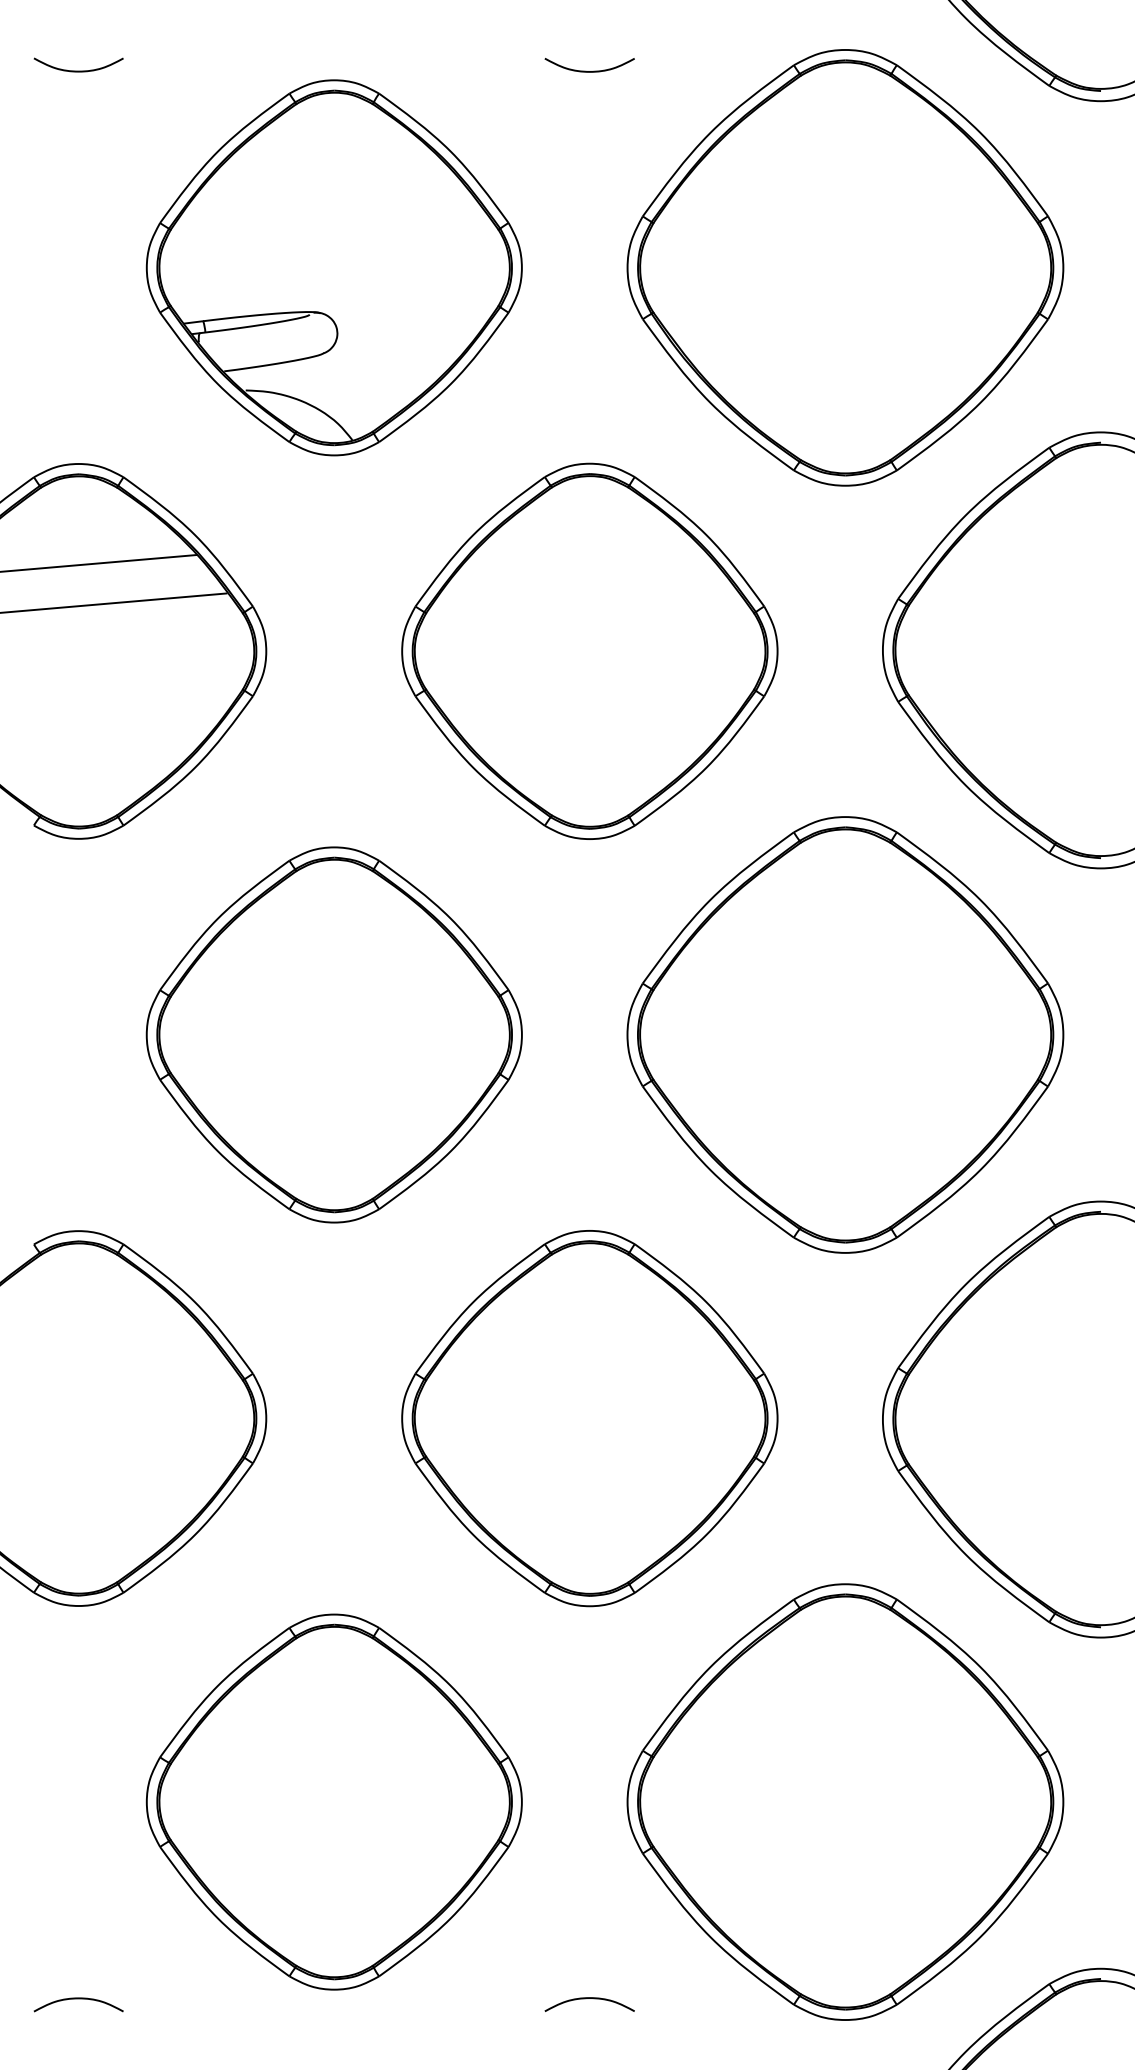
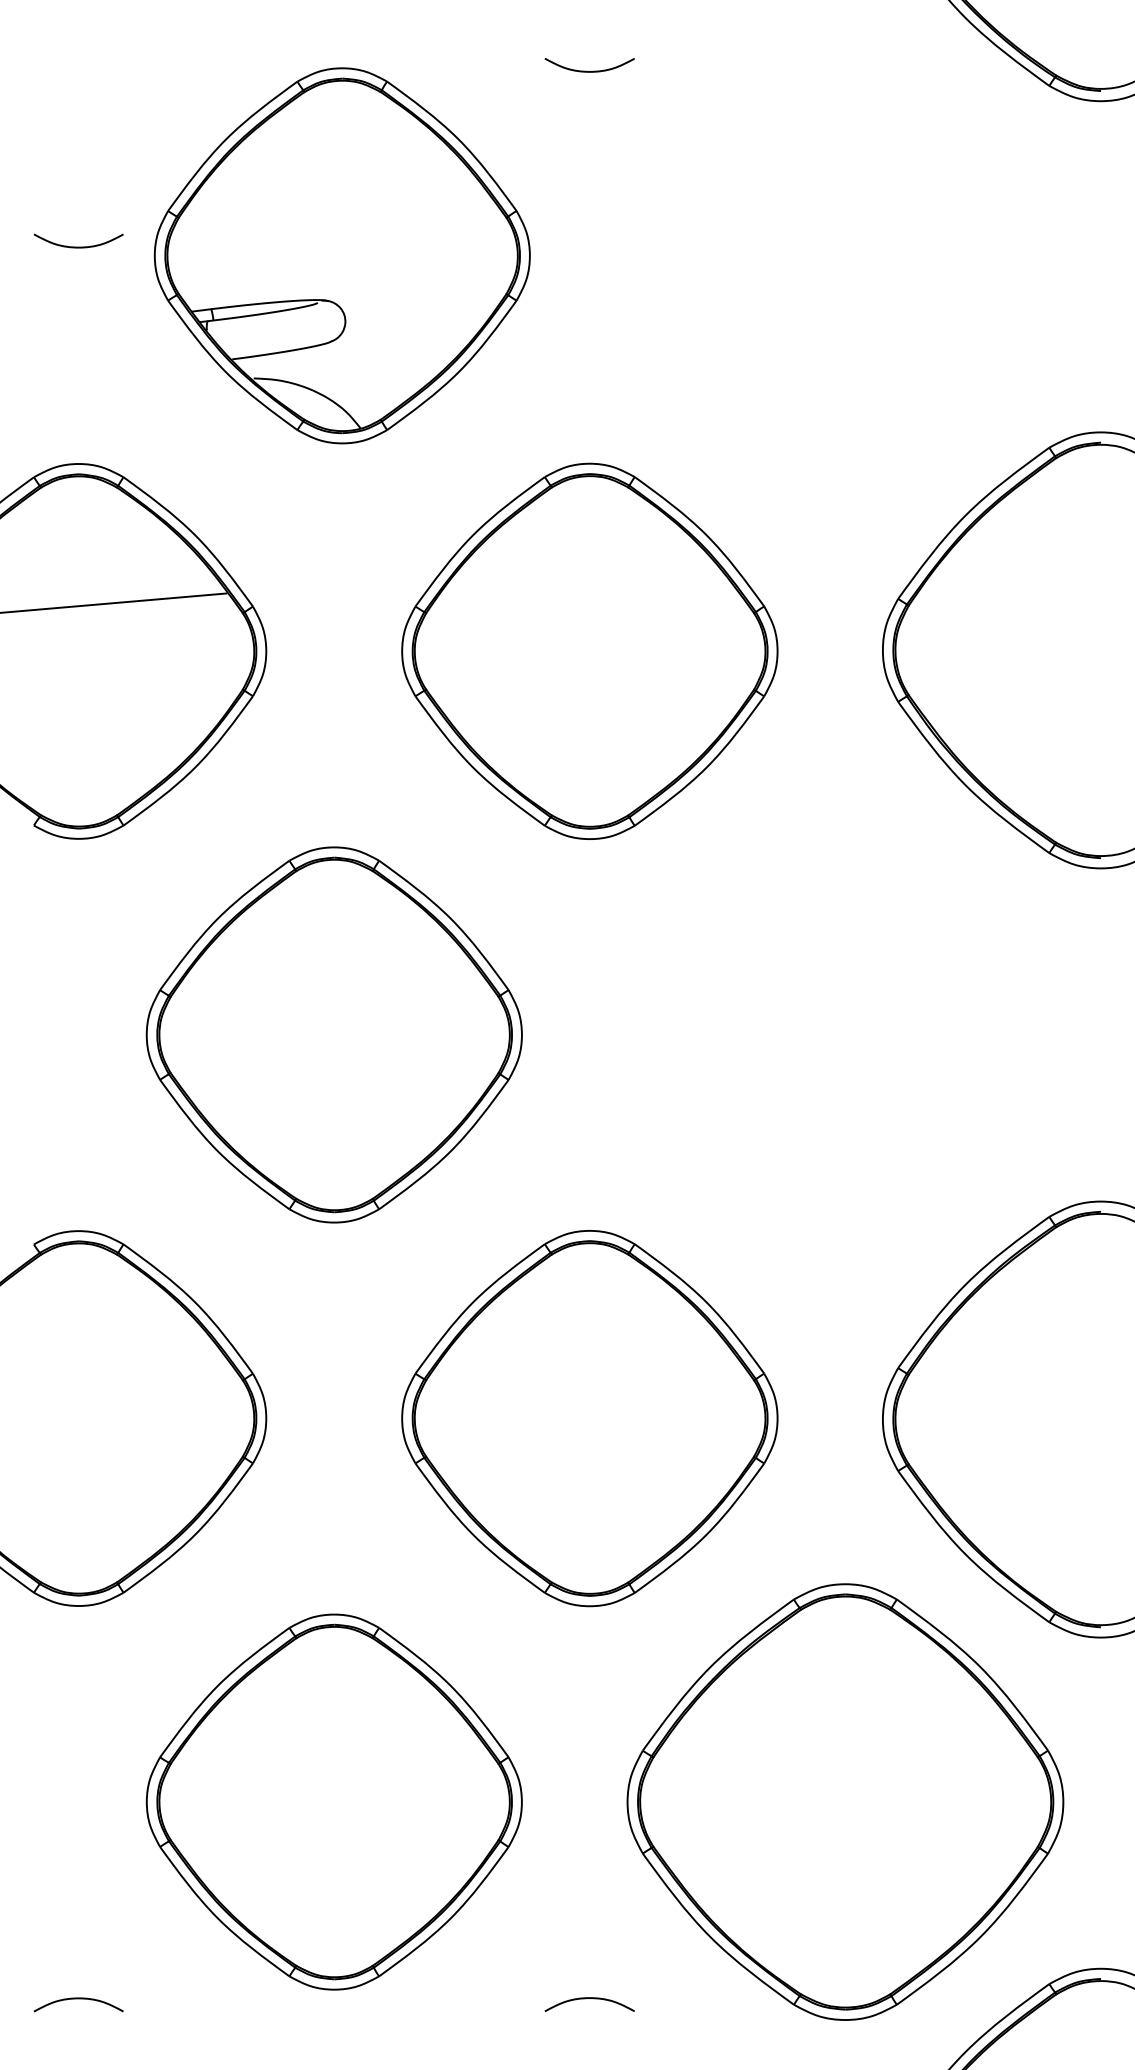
curve position: (78, 70) -> (78, 246) (78, 246)
part position: (333, 267) -> (341, 255) (341, 255)
part: present -> none (845, 267)
line: present -> none (99, 562)
part: present -> none (845, 1034)
